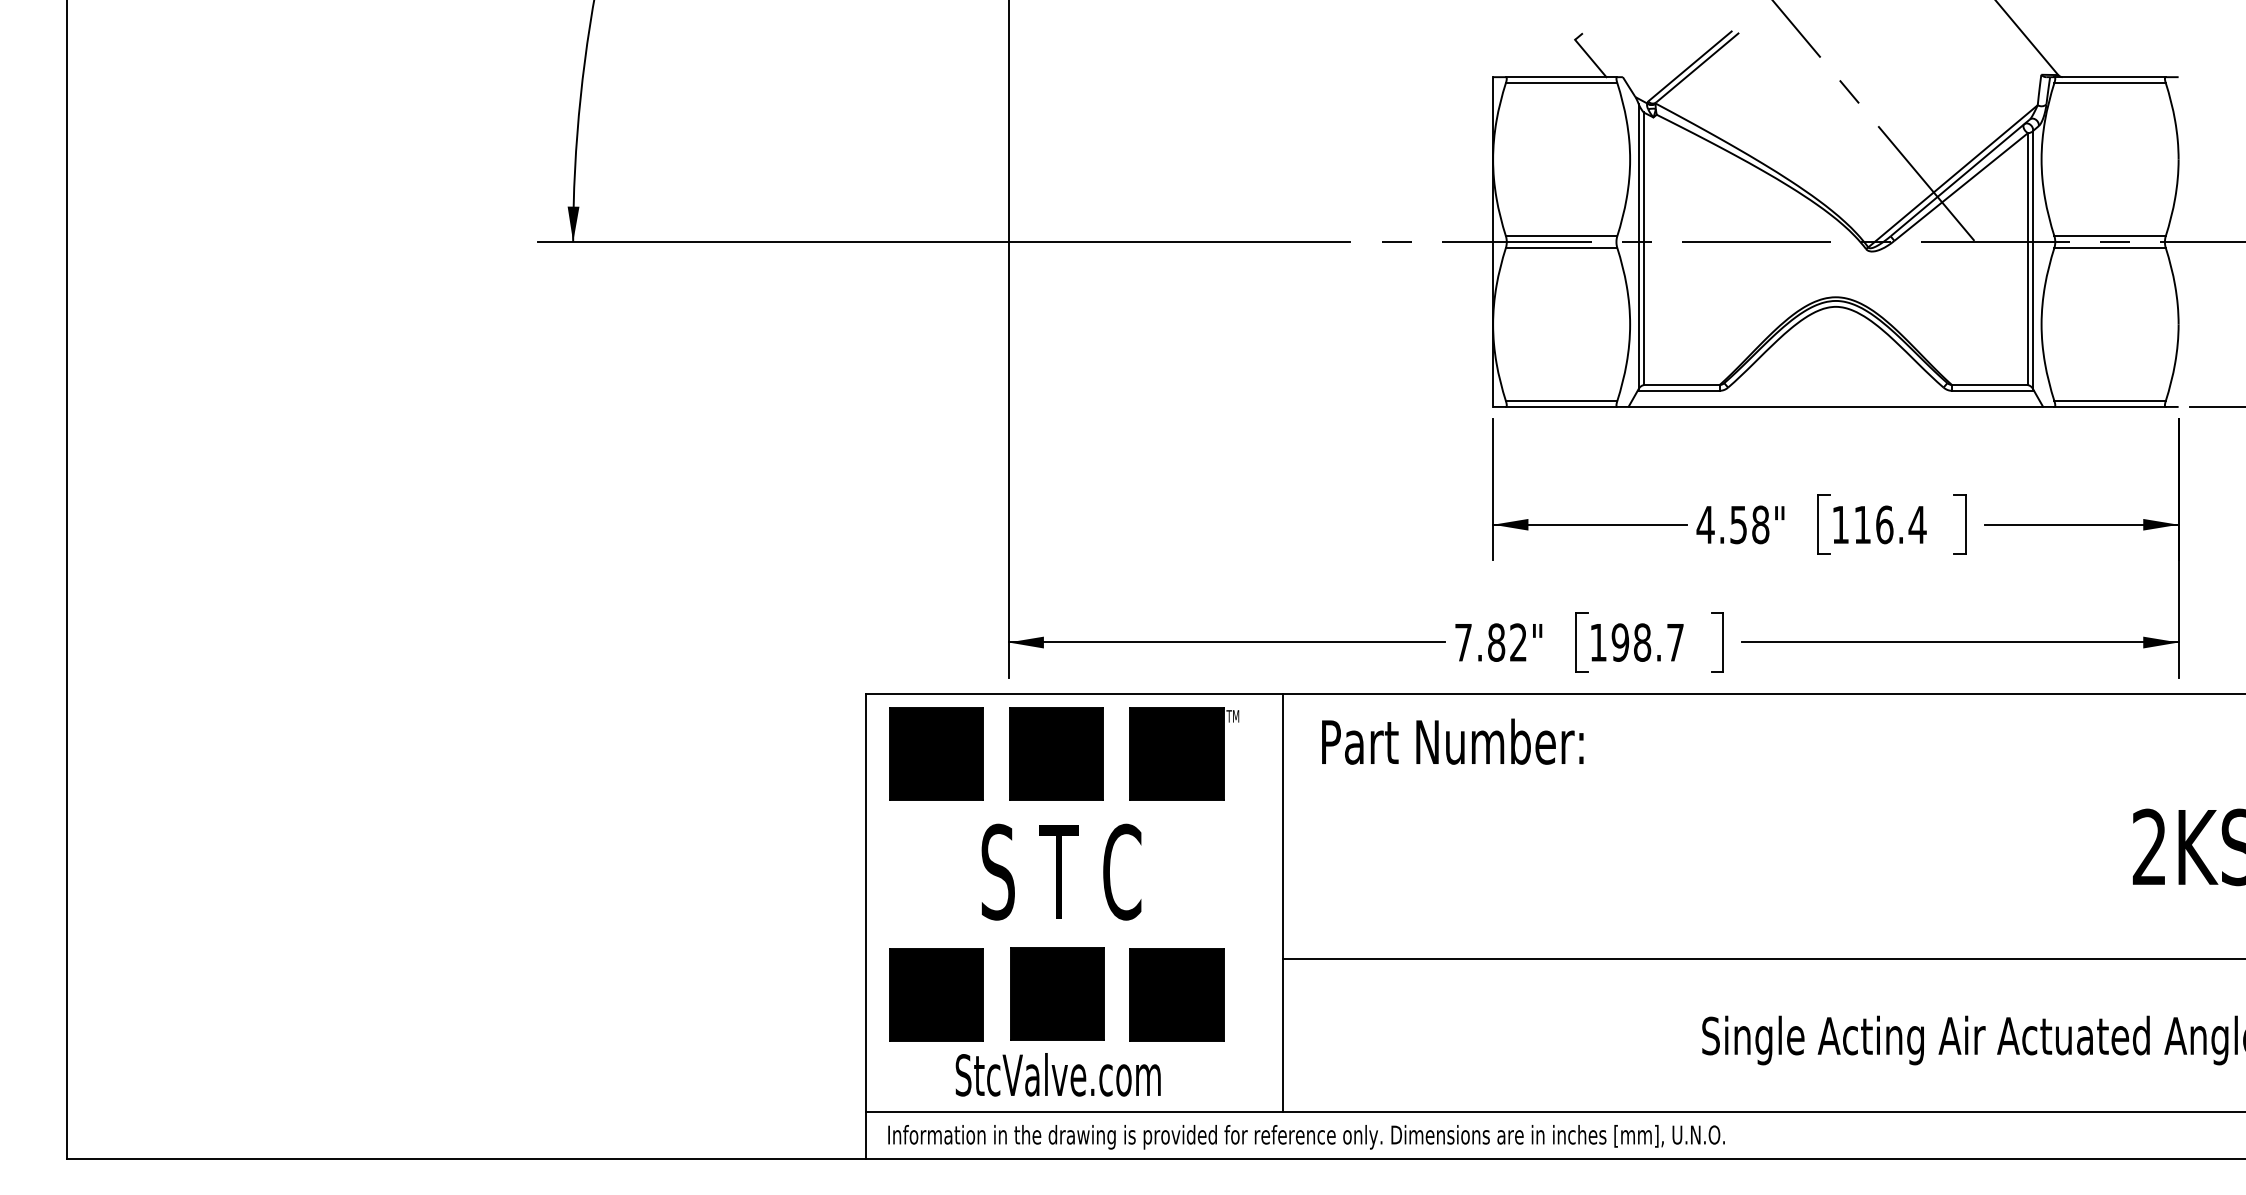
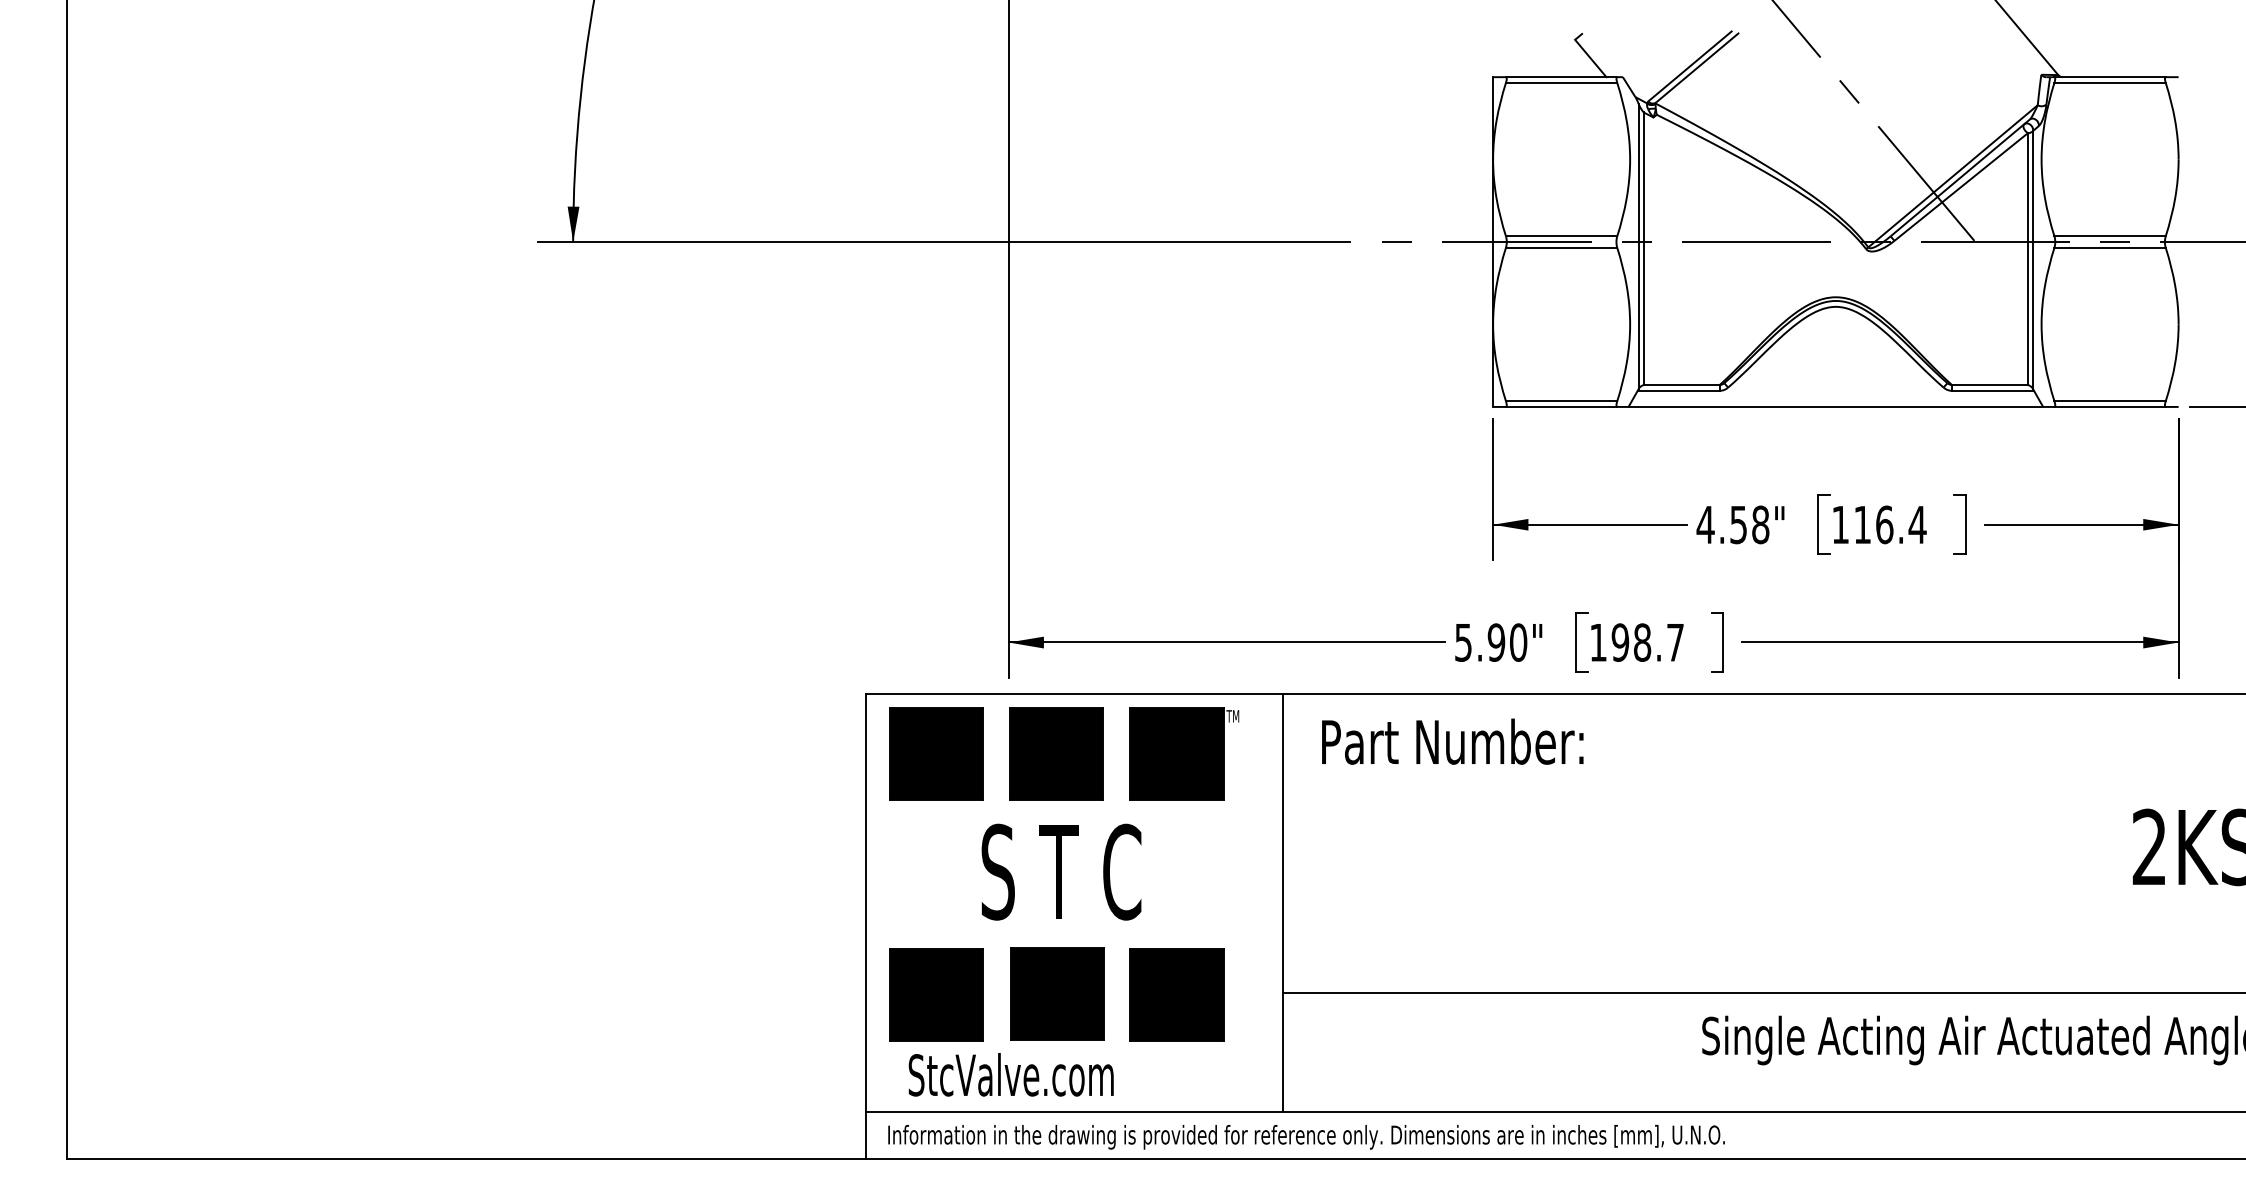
text: 7.82" -> 5.90" (1491, 642)
line position: (1762, 958) -> (1762, 992) (1762, 992)
text position: (1057, 1074) -> (1010, 1074) (1010, 1074)
